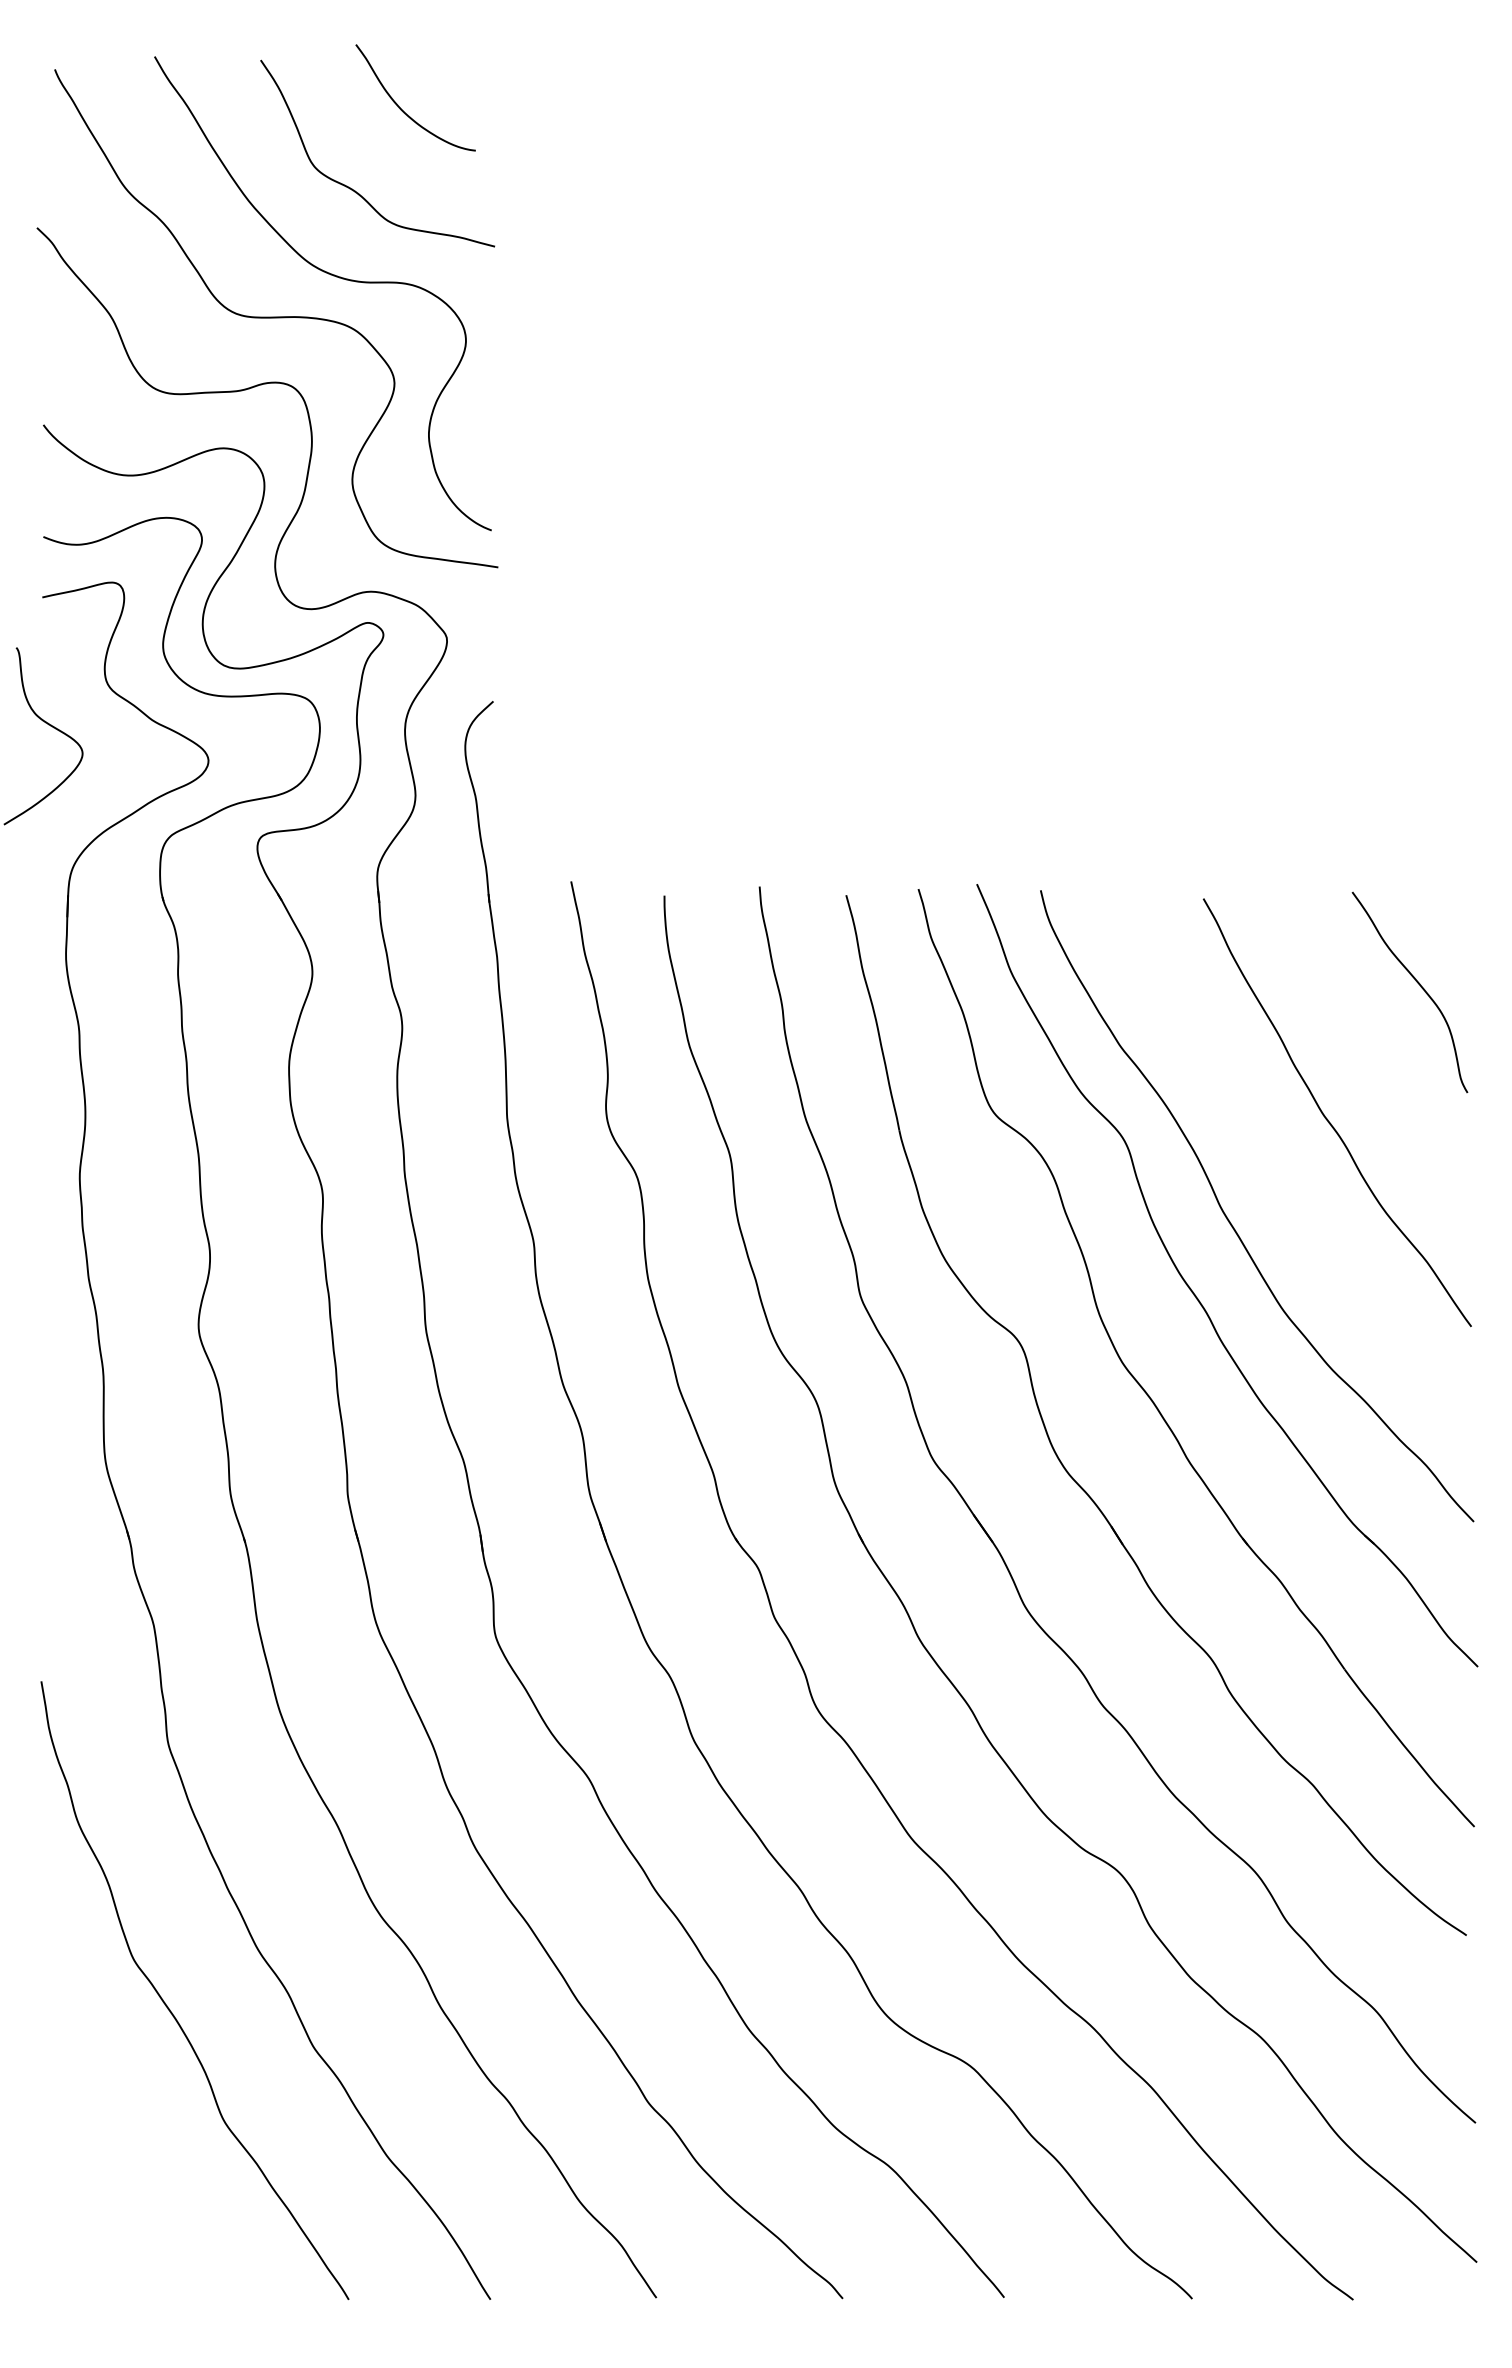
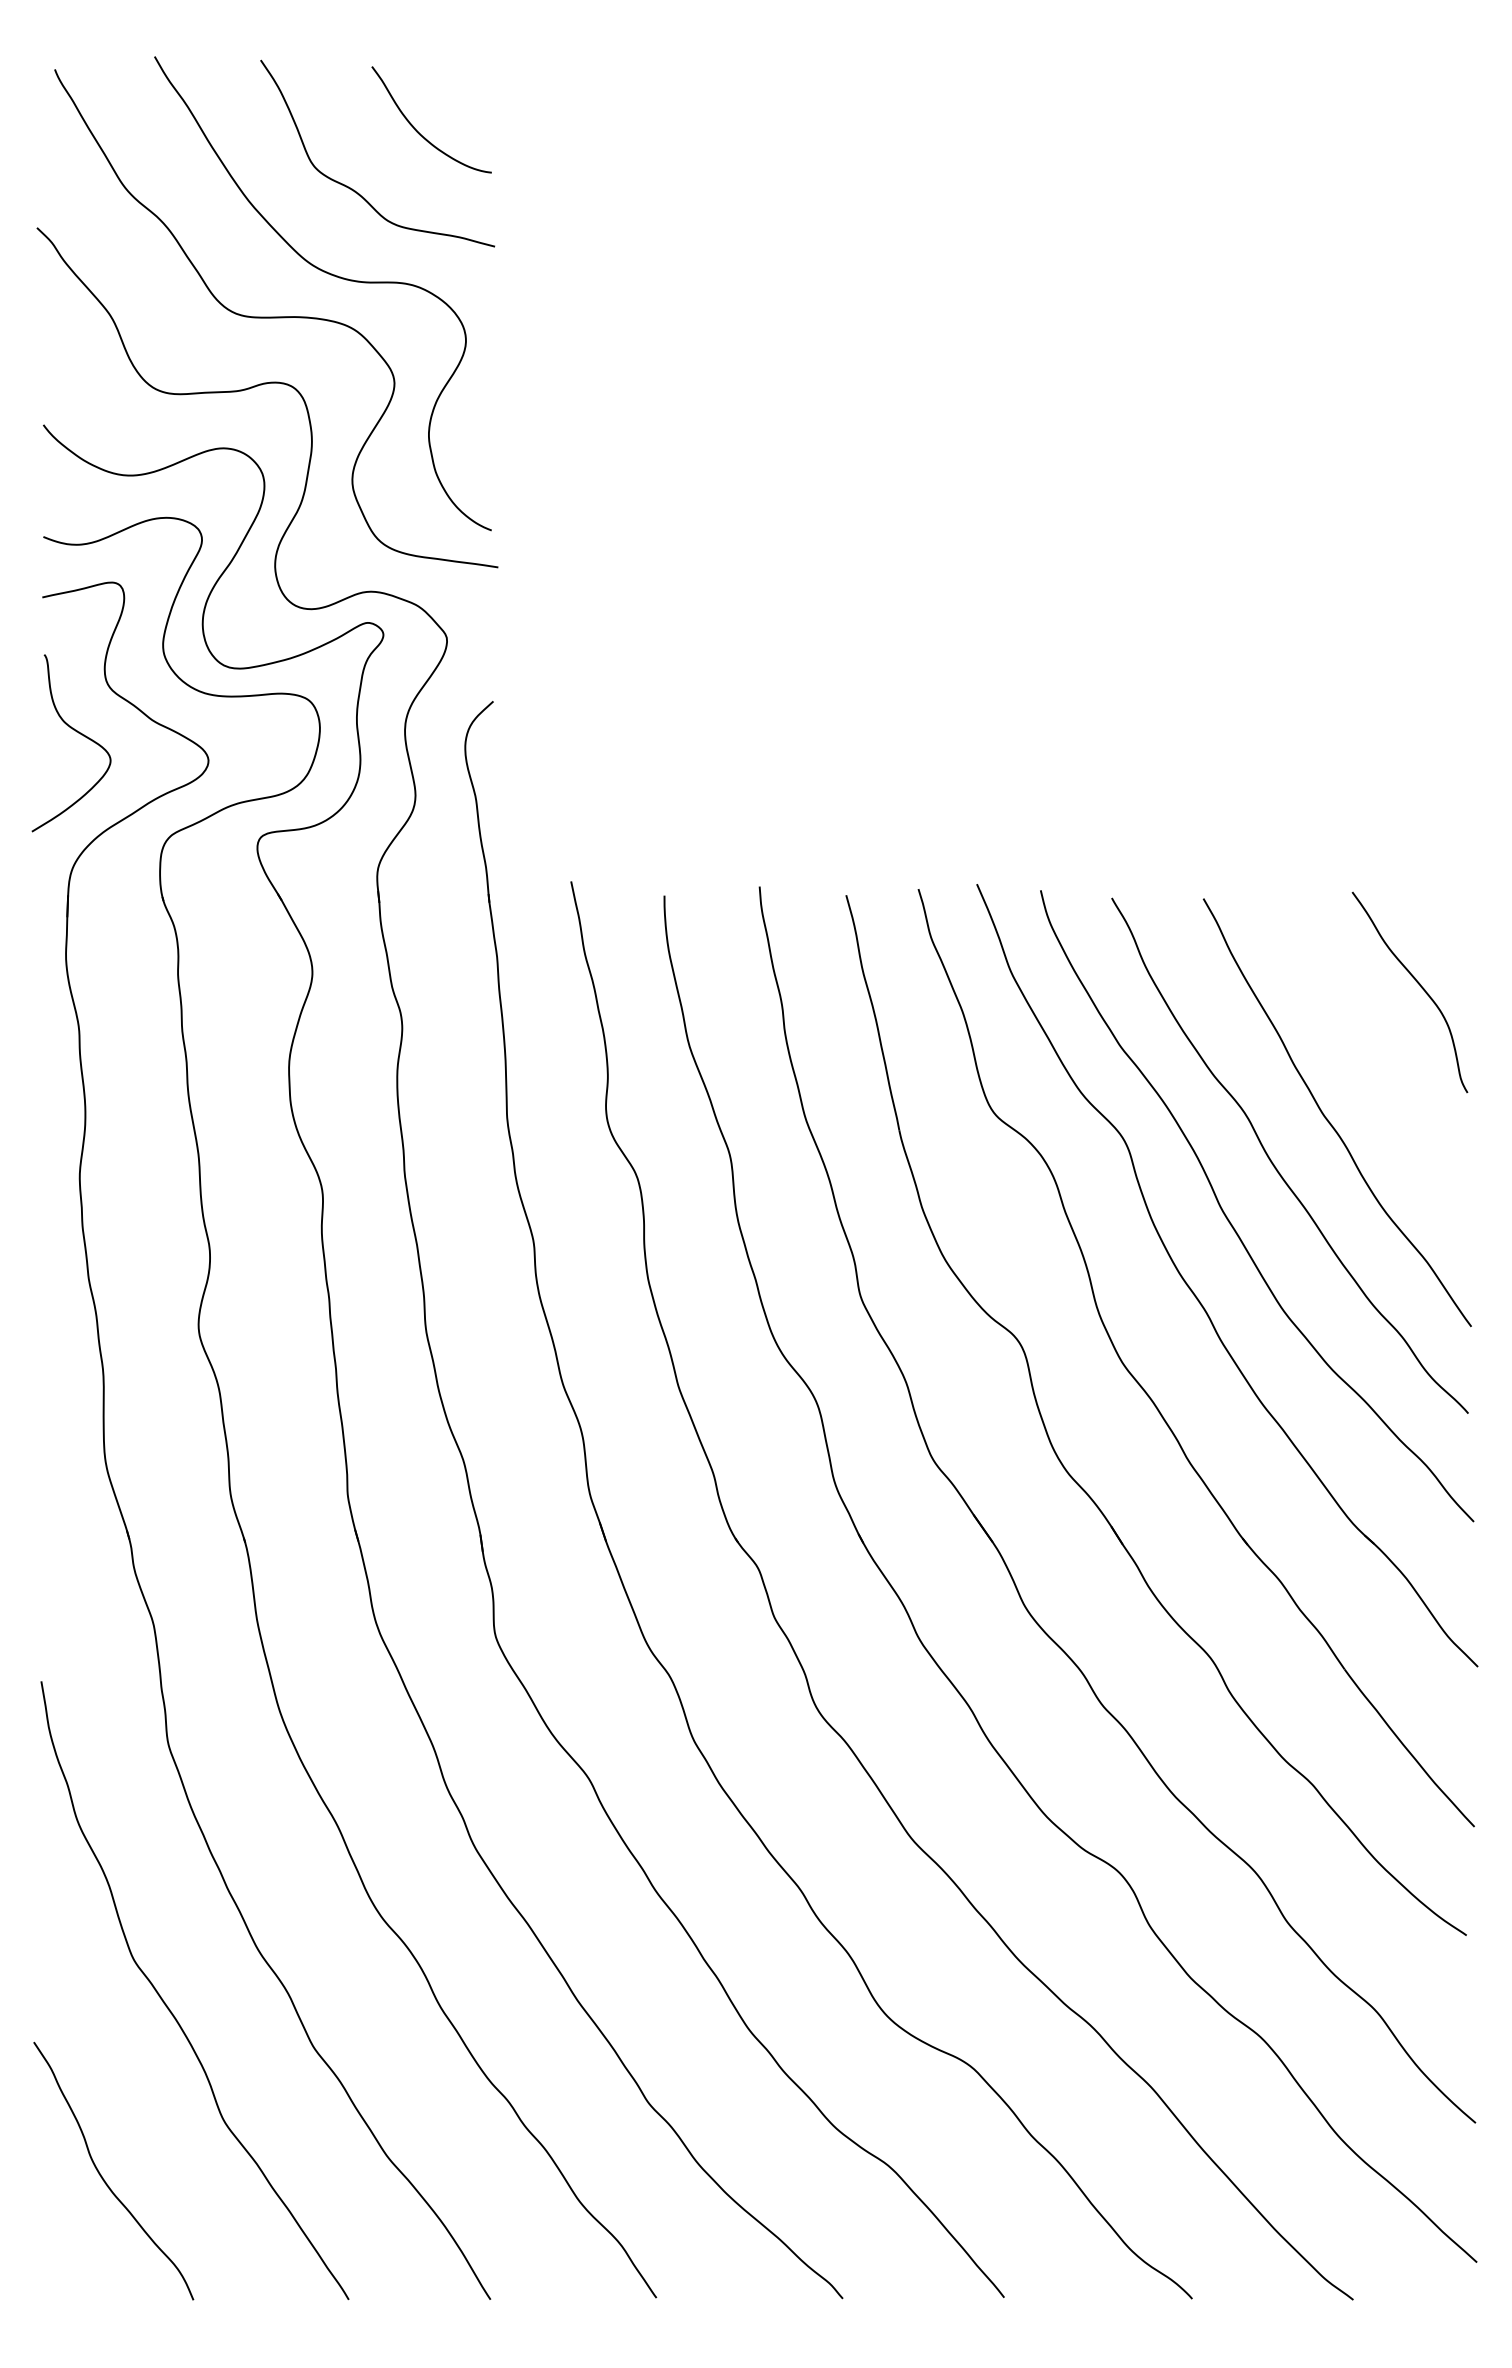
curve position: (402, 109) -> (418, 131) (418, 131)
curve position: (48, 725) -> (76, 732) (76, 732)
curve: none -> present (1274, 1164)
curve: none -> present (103, 2177)
